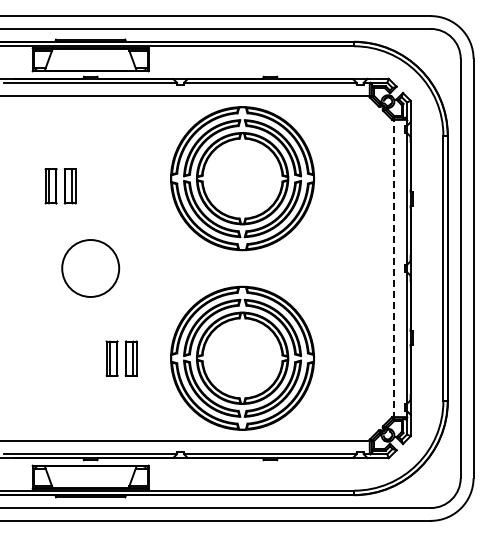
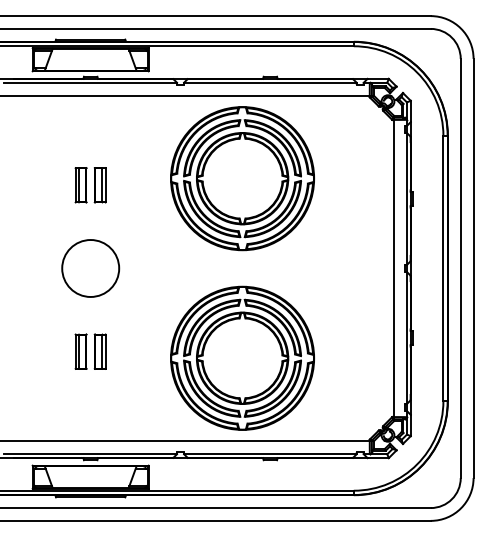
part position: (60, 186) -> (90, 185) (90, 185)
line: dashed -> solid (394, 268)
part position: (121, 358) -> (90, 351) (90, 351)
